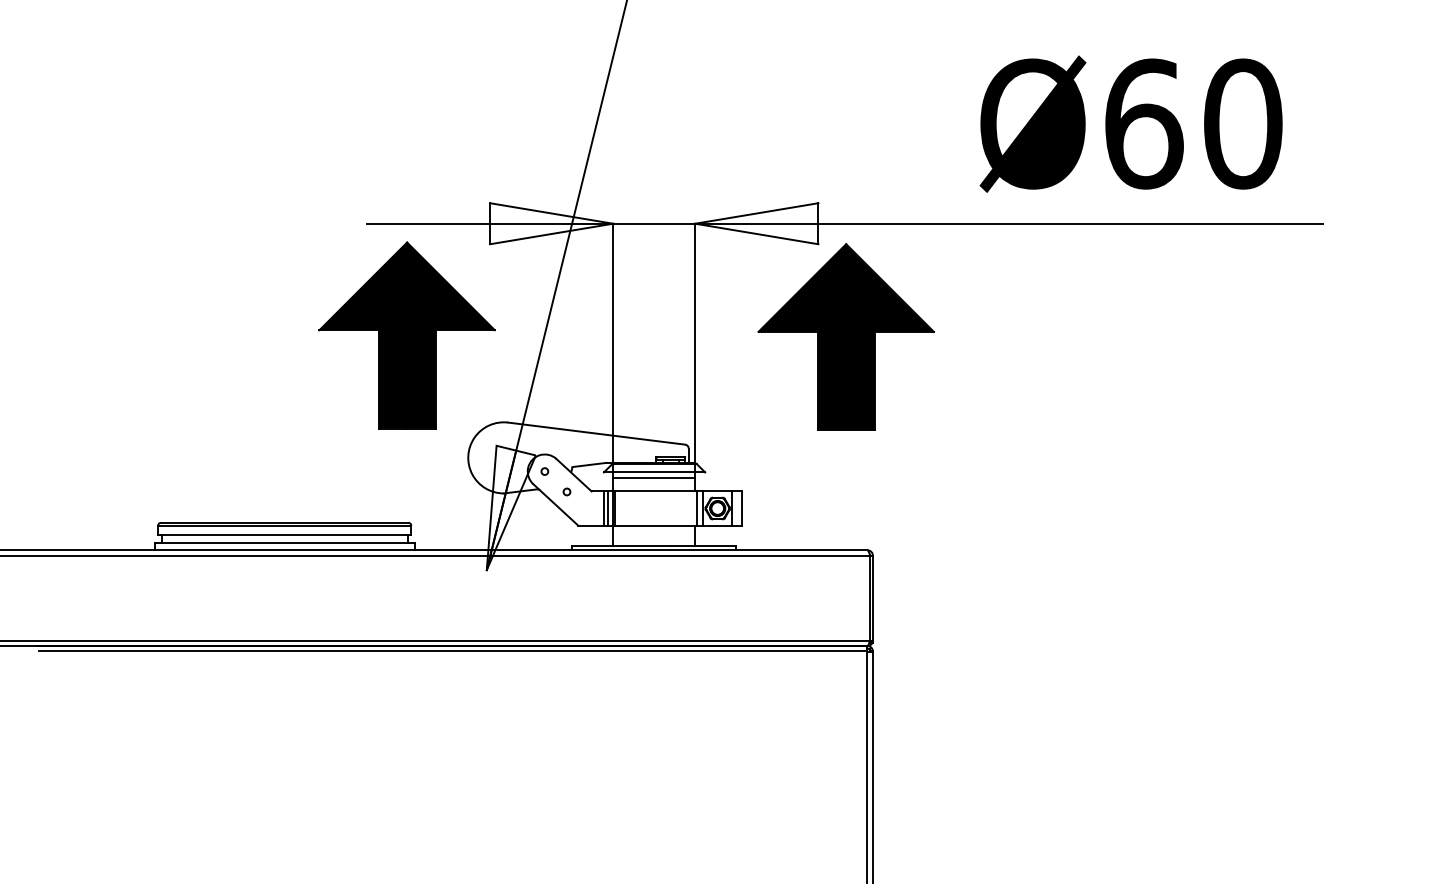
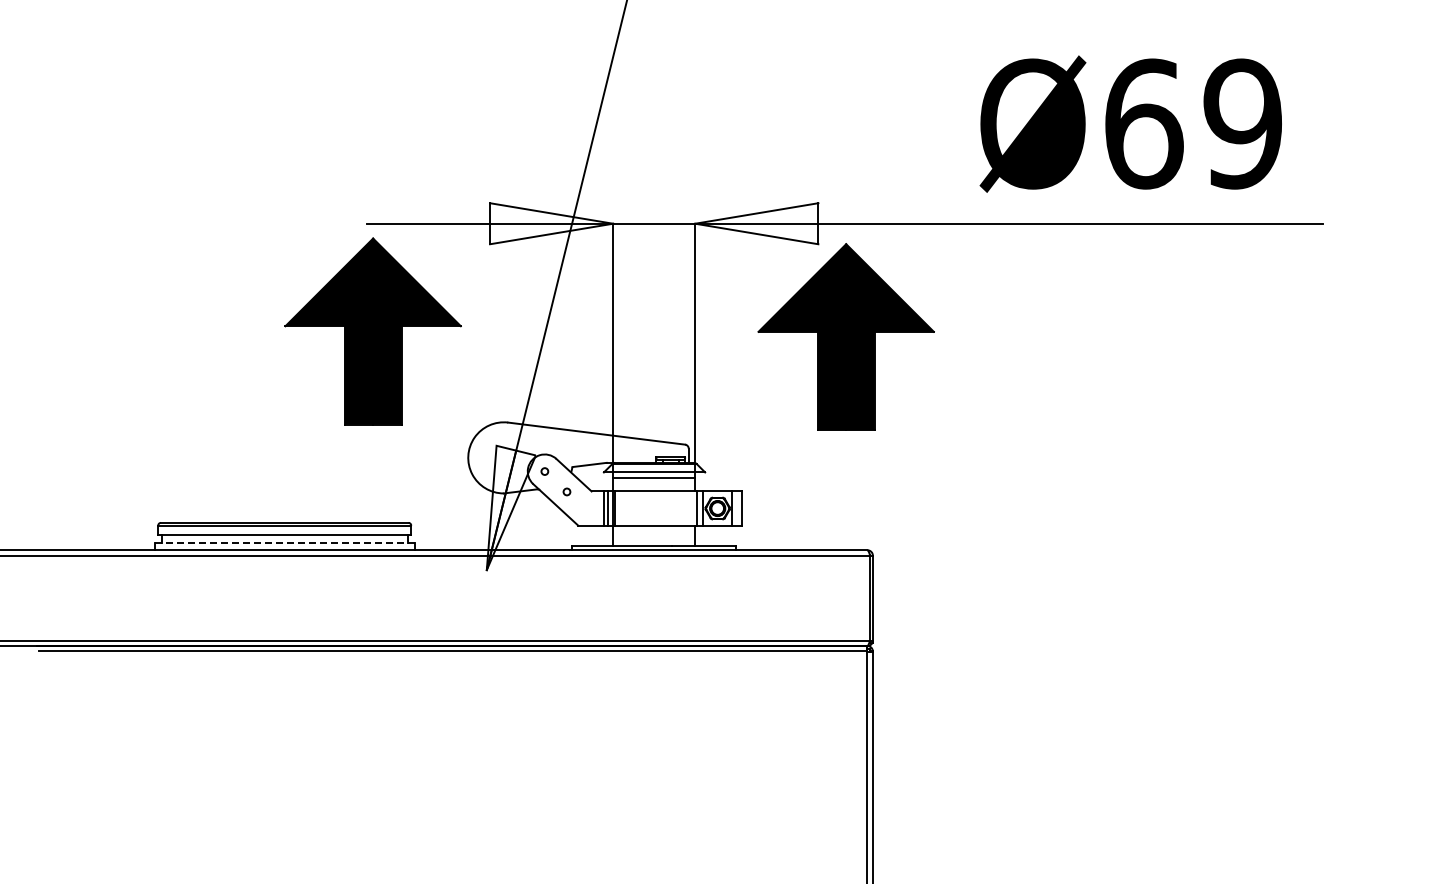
text: Ø60 -> Ø69 (1242, 123)
part position: (406, 335) -> (372, 331) (372, 331)
line: solid -> dashed (284, 543)
